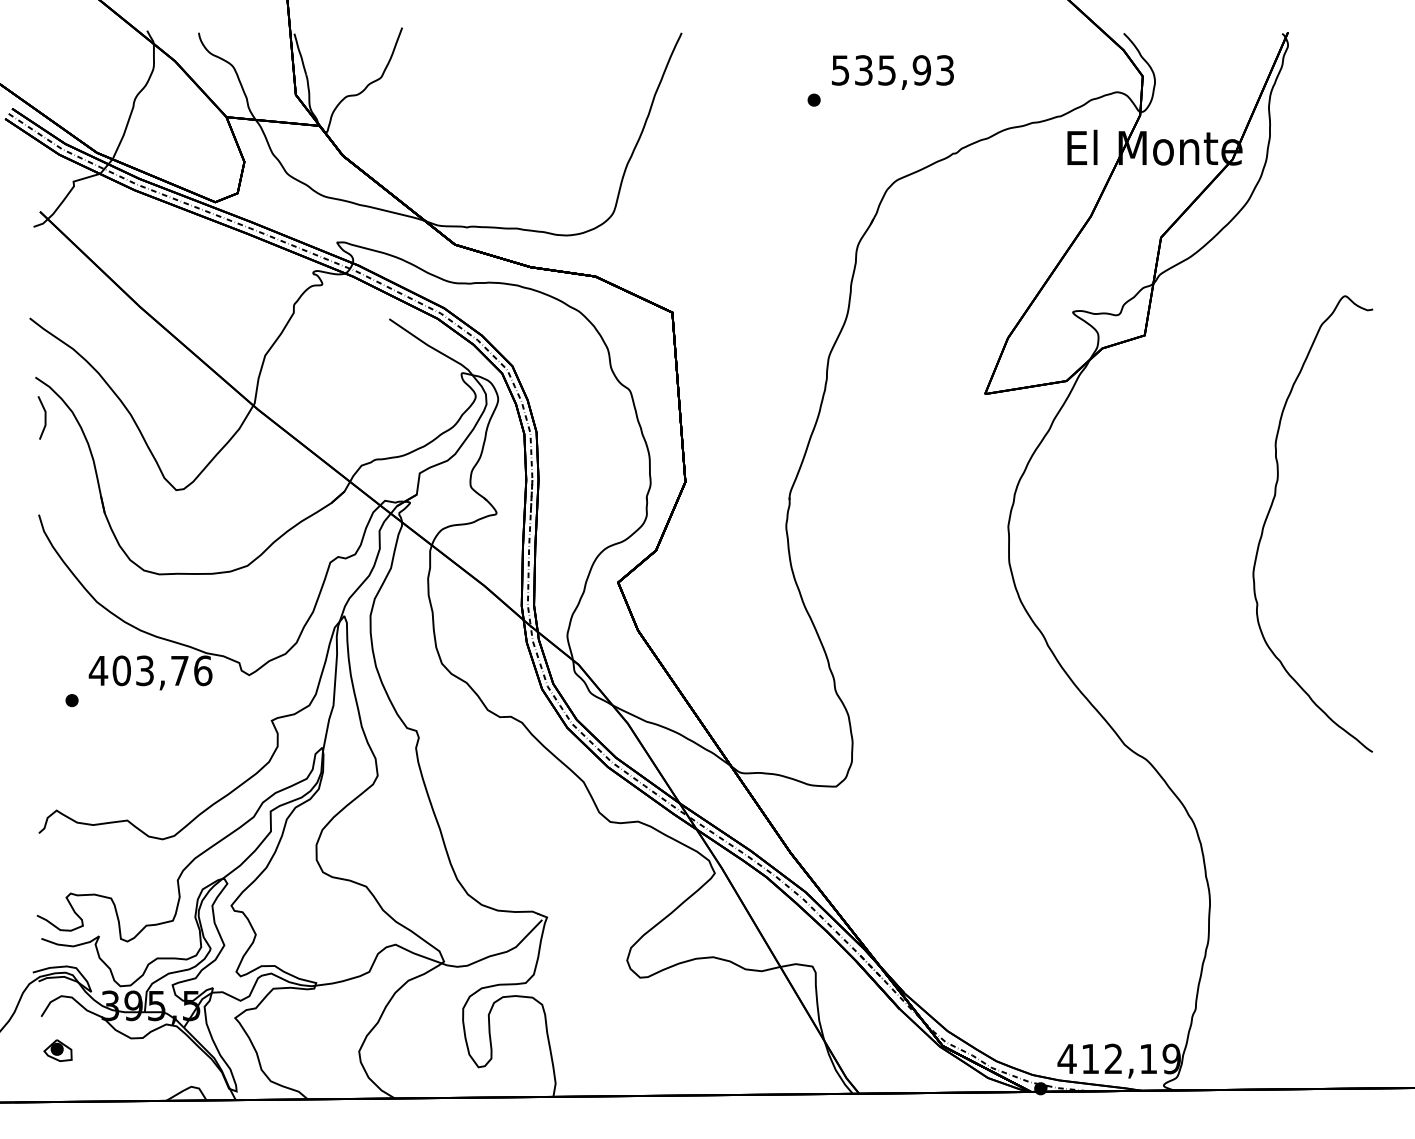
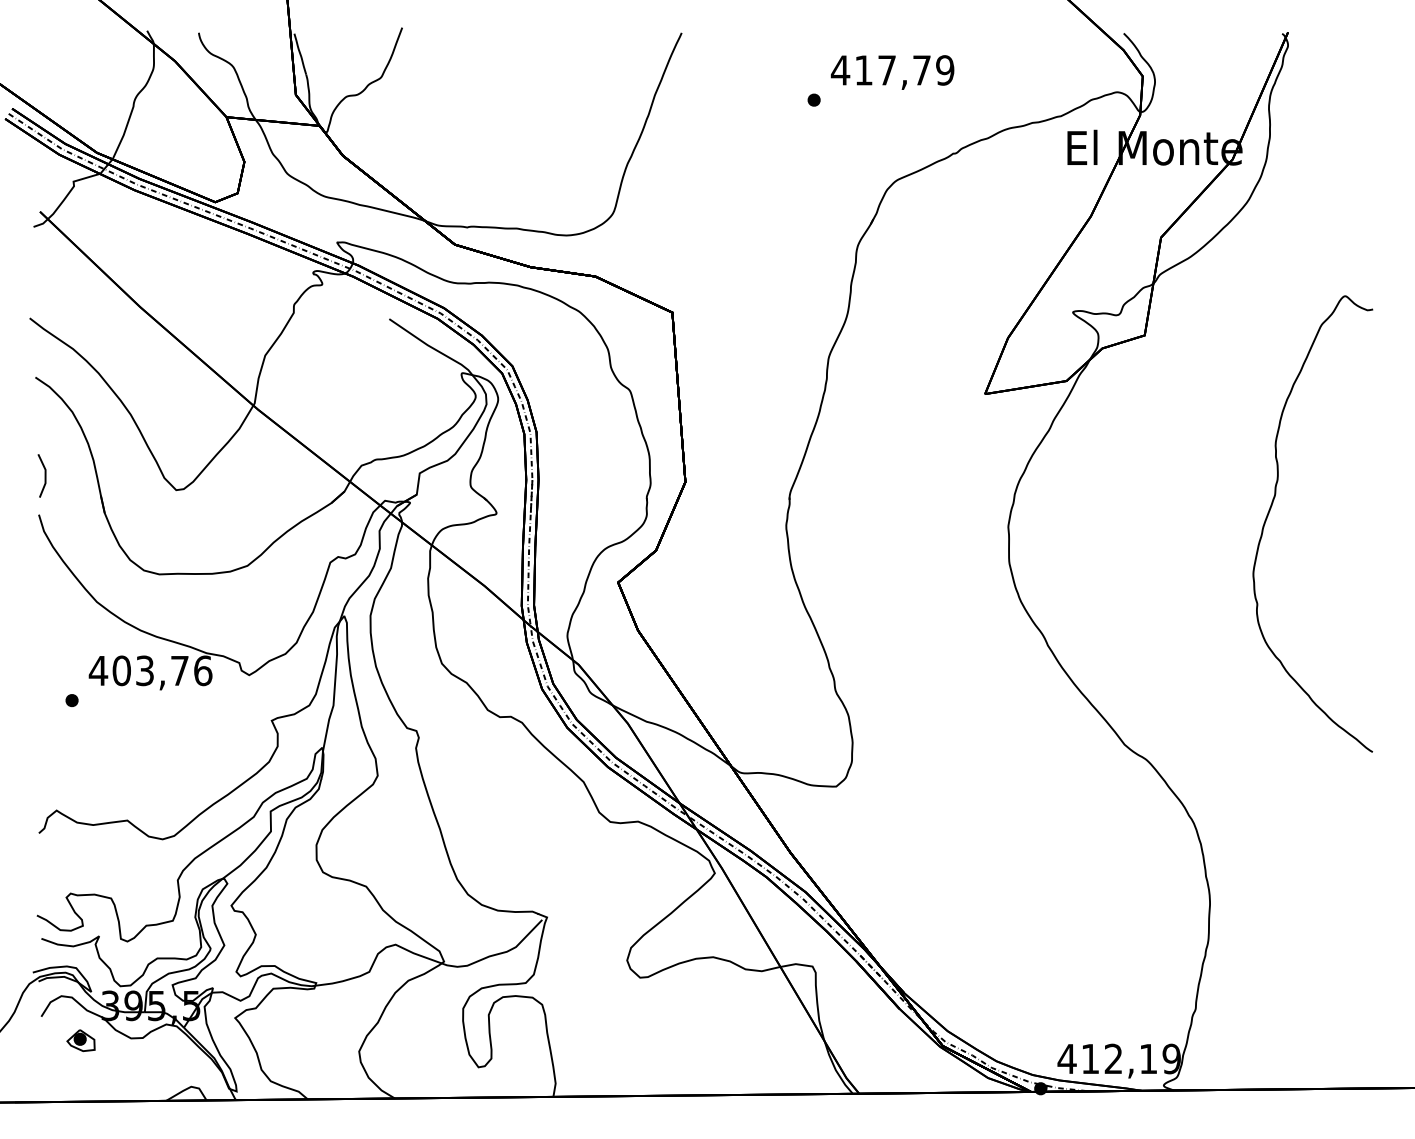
text: 535,93 -> 417,79 (892, 70)
line position: (44, 417) -> (44, 475) (44, 475)
part position: (57, 1050) -> (80, 1040) (80, 1040)
